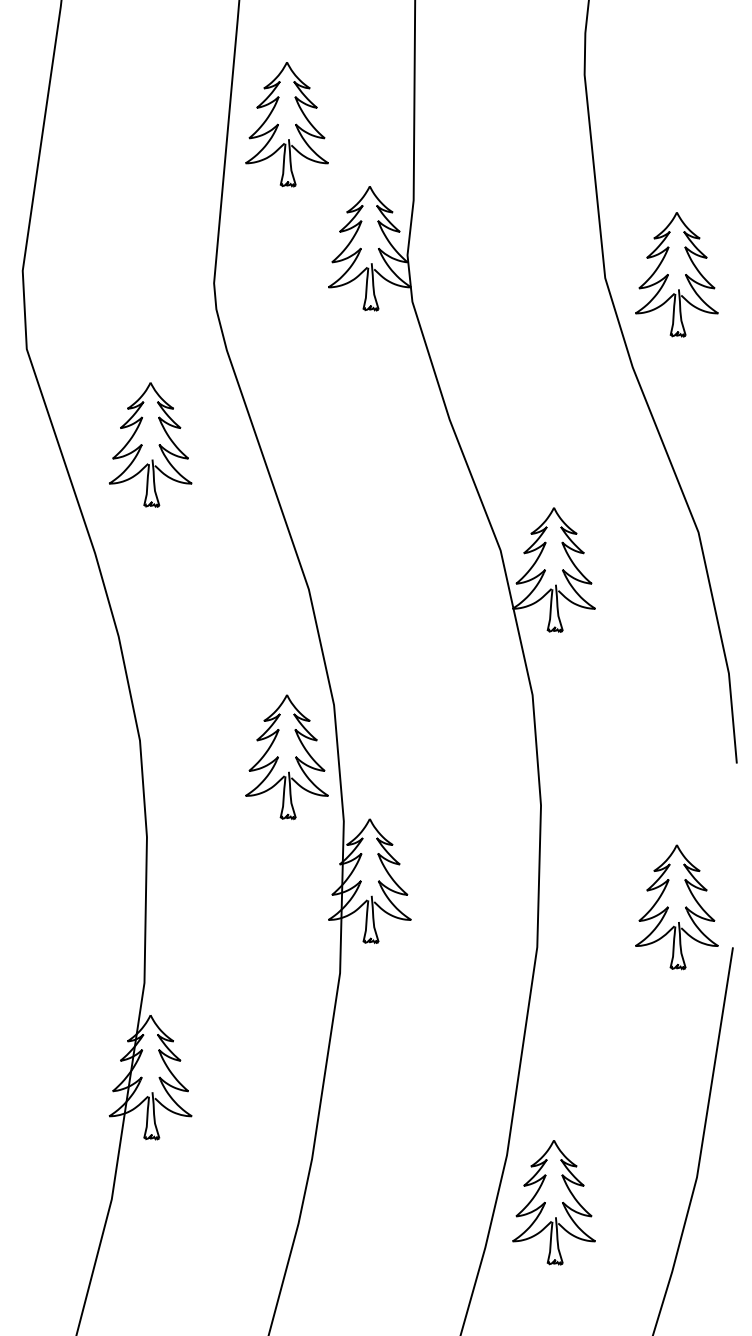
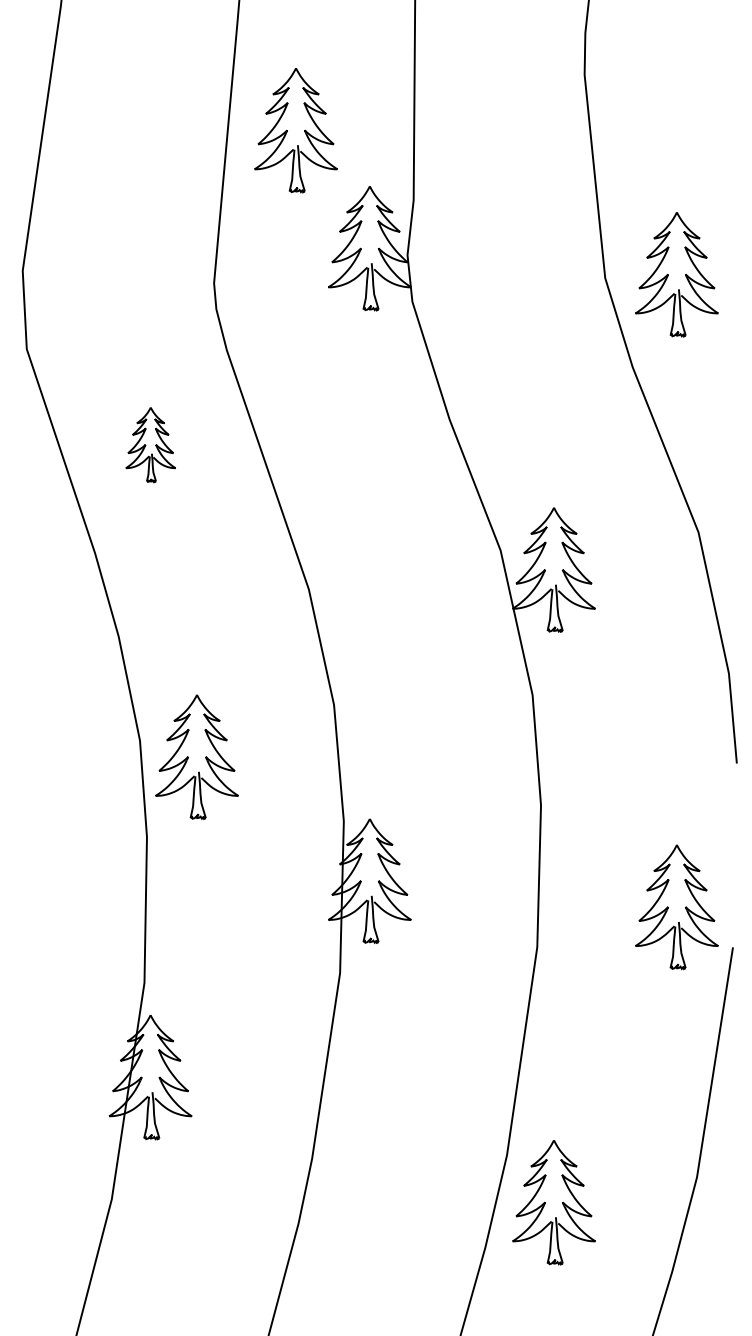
part position: (286, 124) -> (295, 130) (295, 130)
part size: 84x126 px -> 51x77 px (150, 445)
part position: (286, 757) -> (196, 757) (196, 757)
